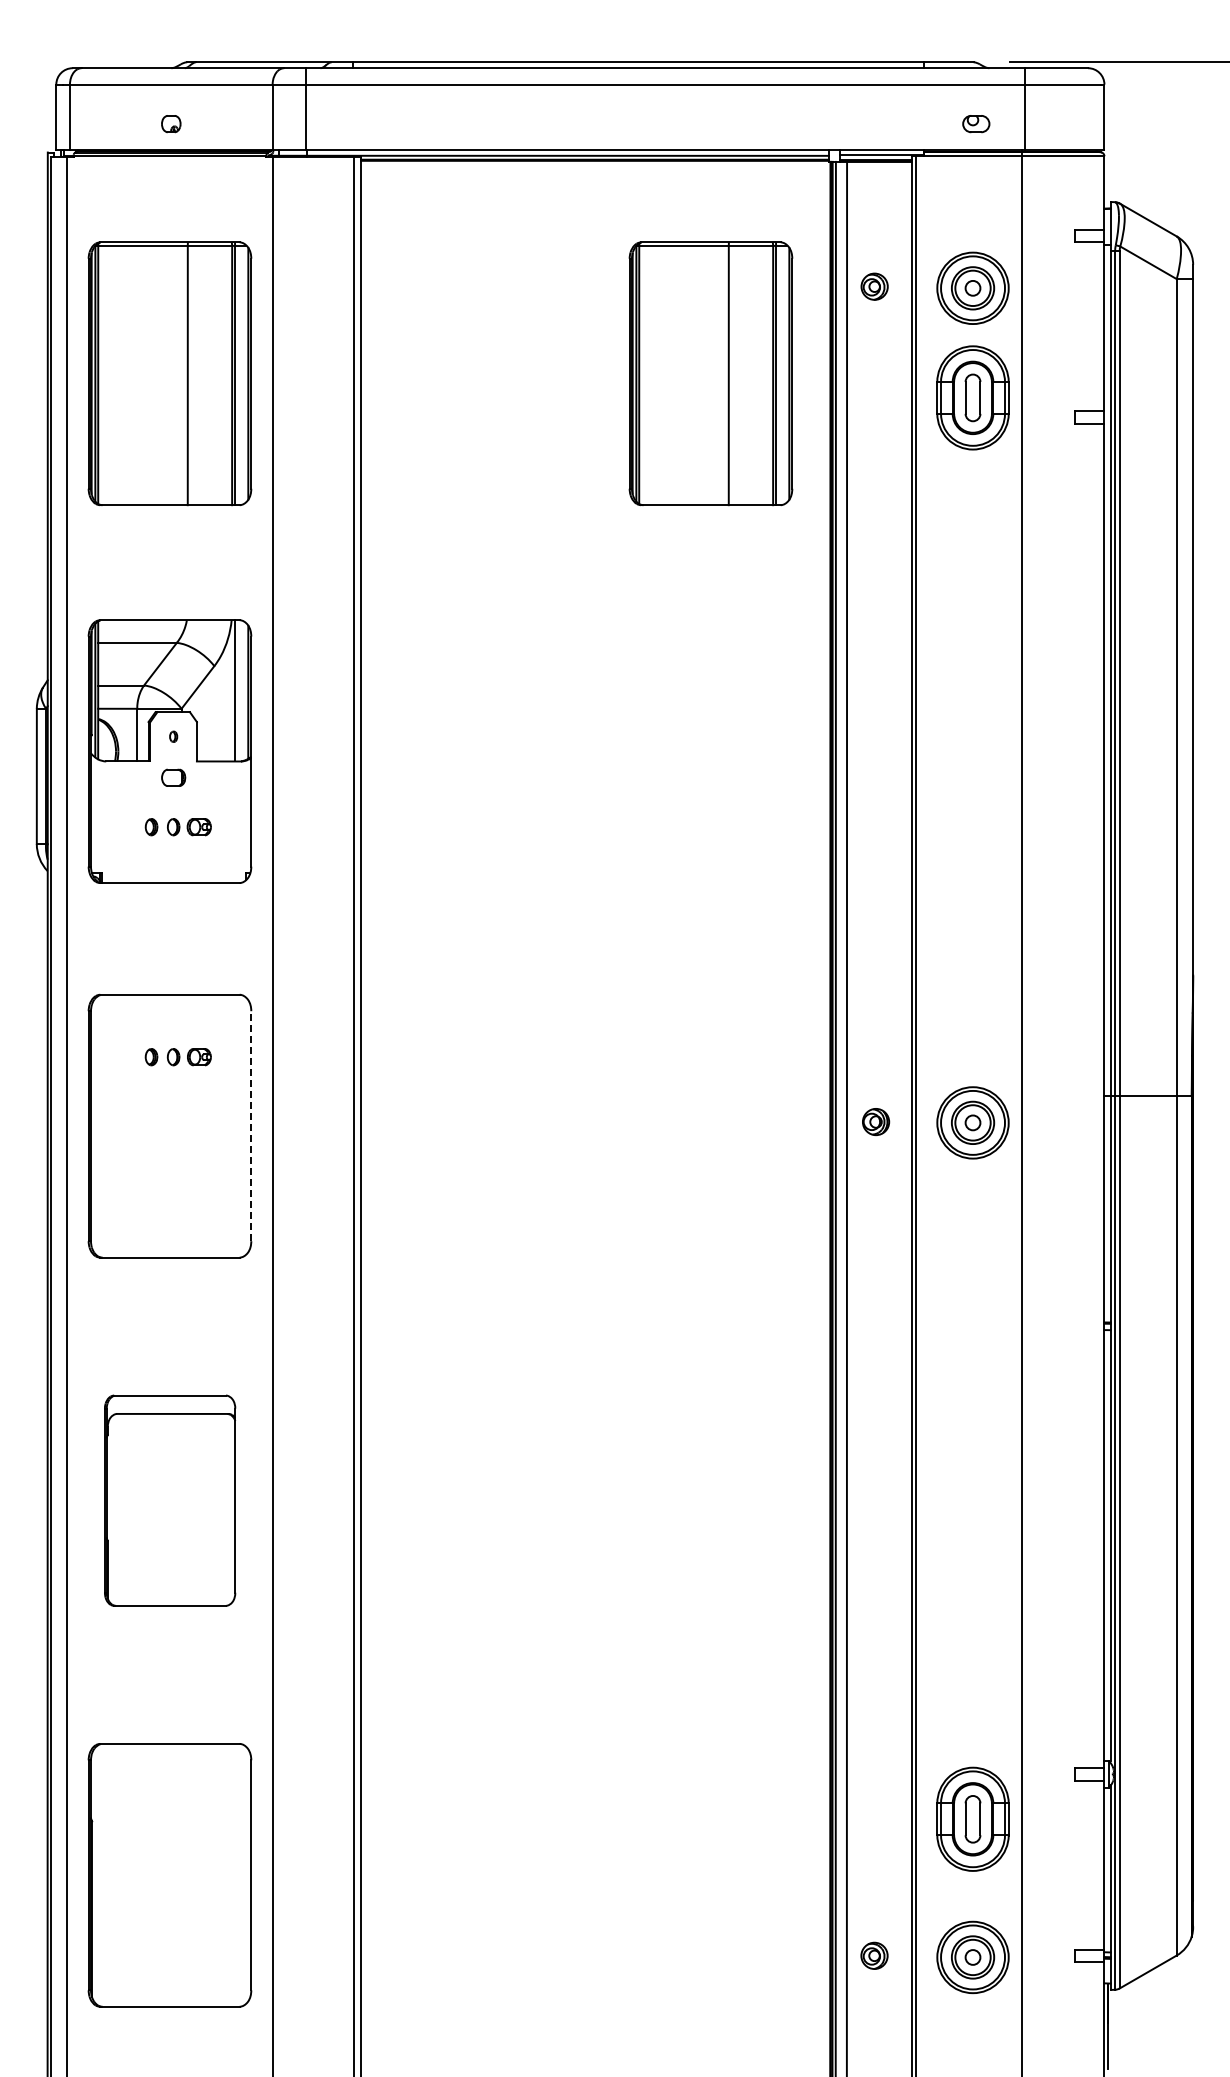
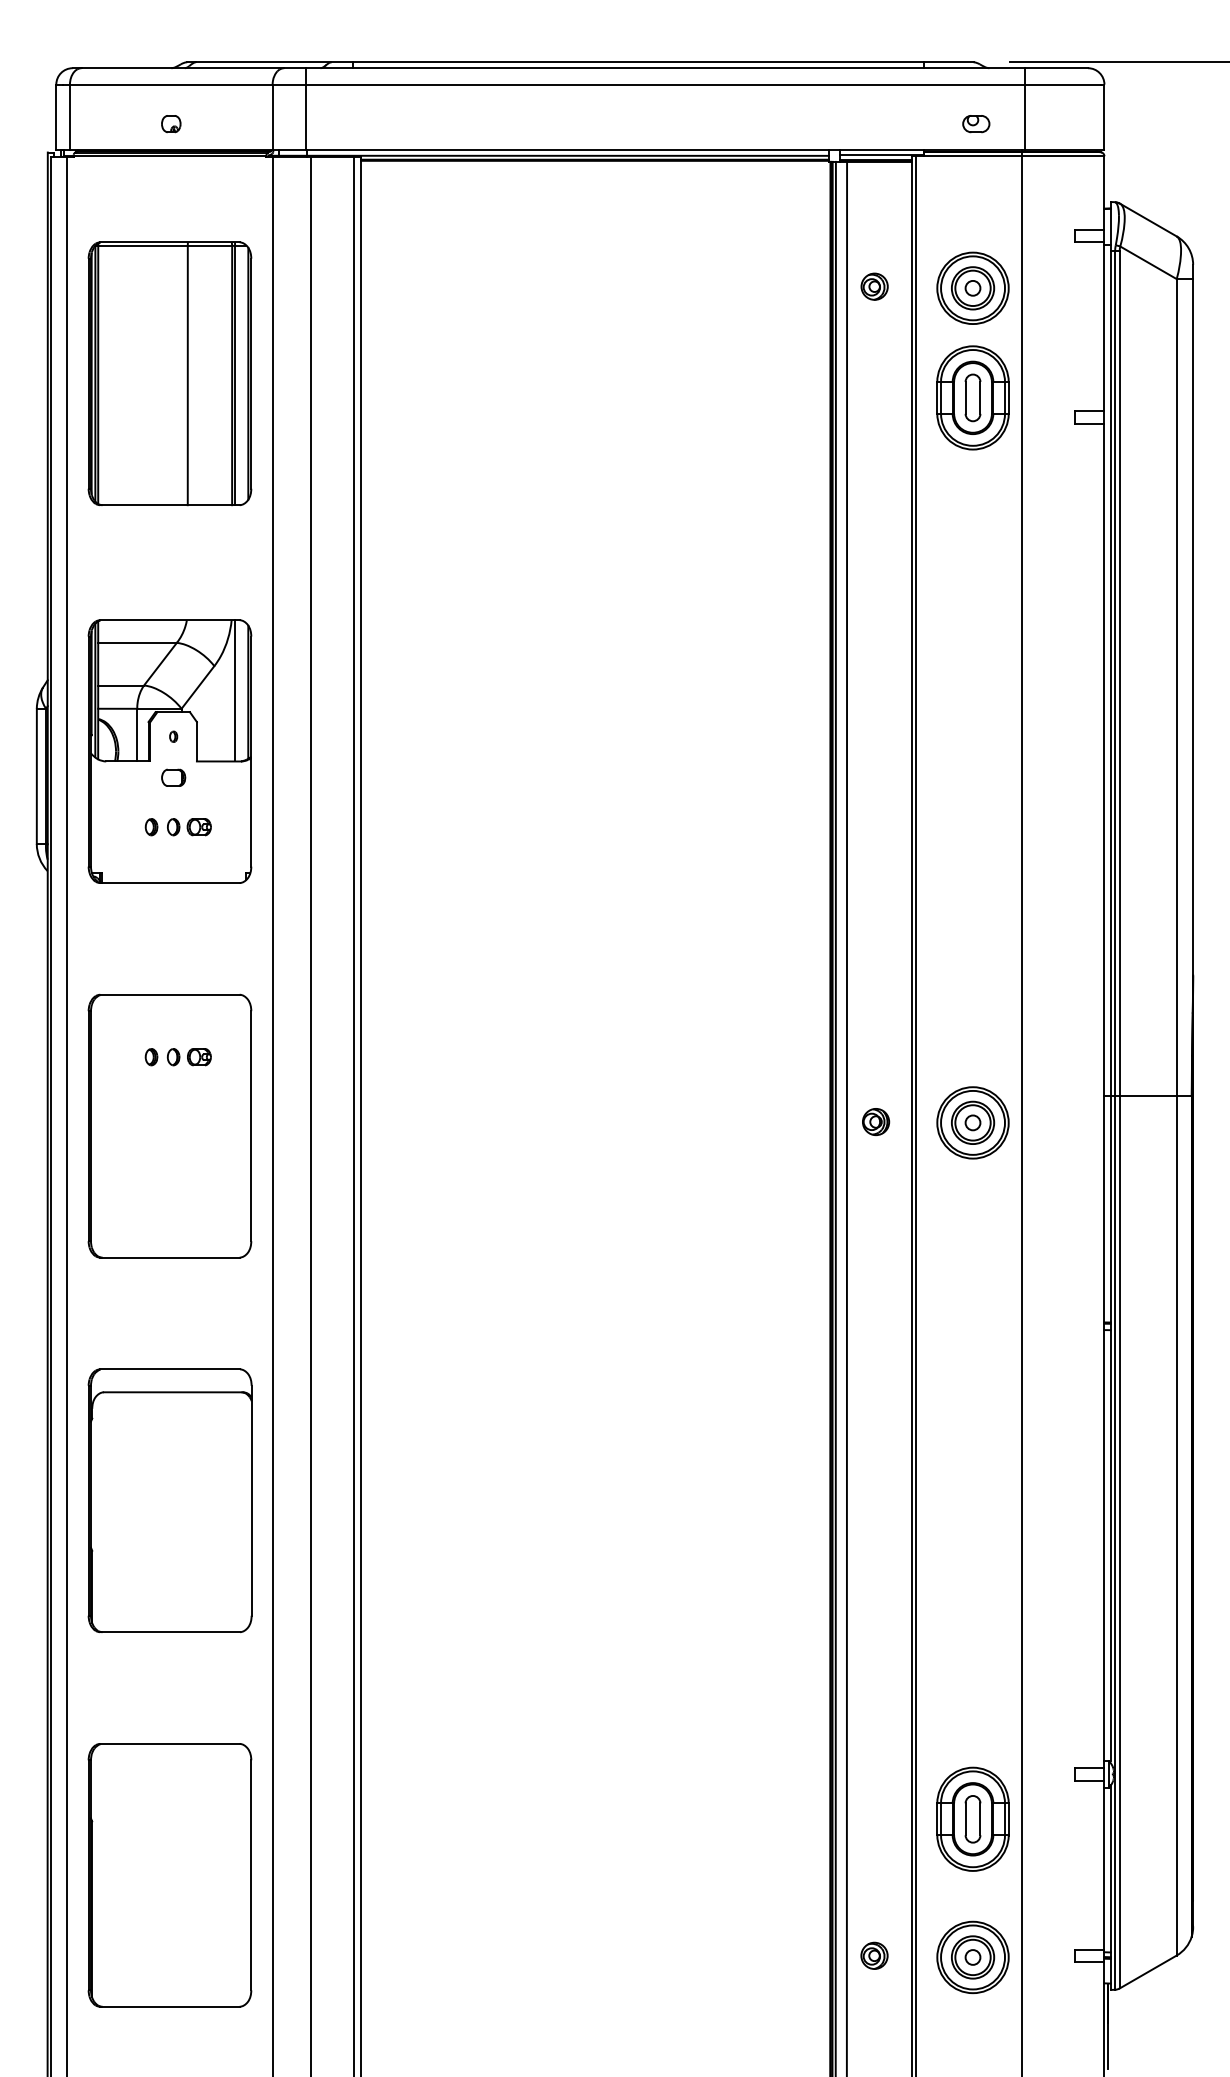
part: present -> none (710, 373)
line: none -> present (310, 1114)
line: dashed -> solid (251, 1126)
part size: 133x213 px -> 166x265 px (169, 1500)
